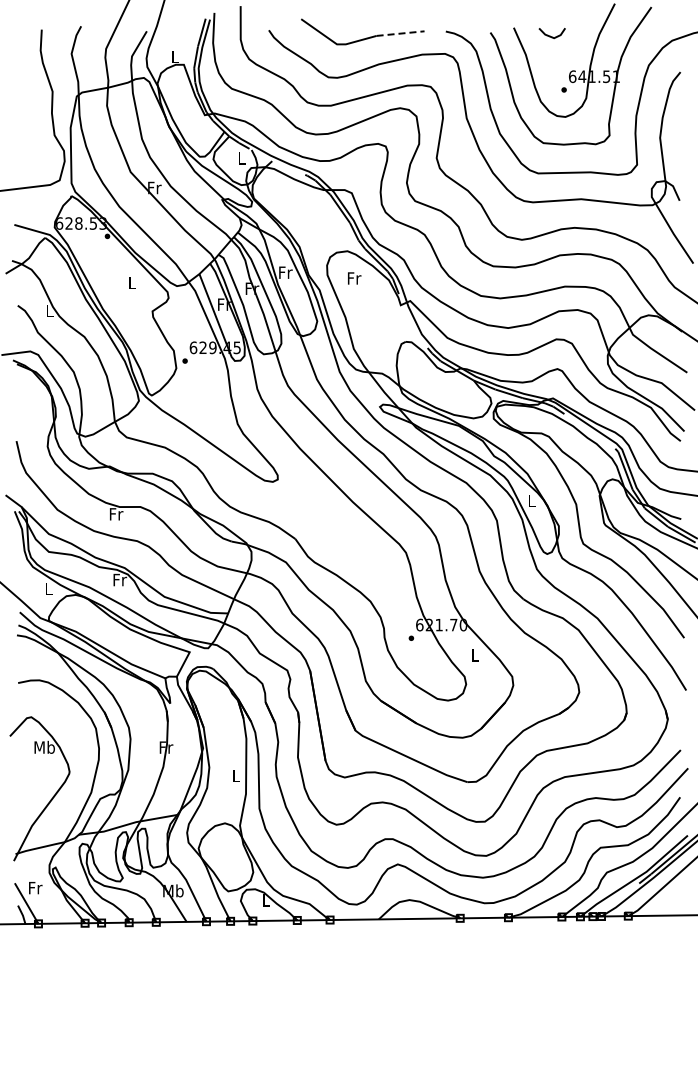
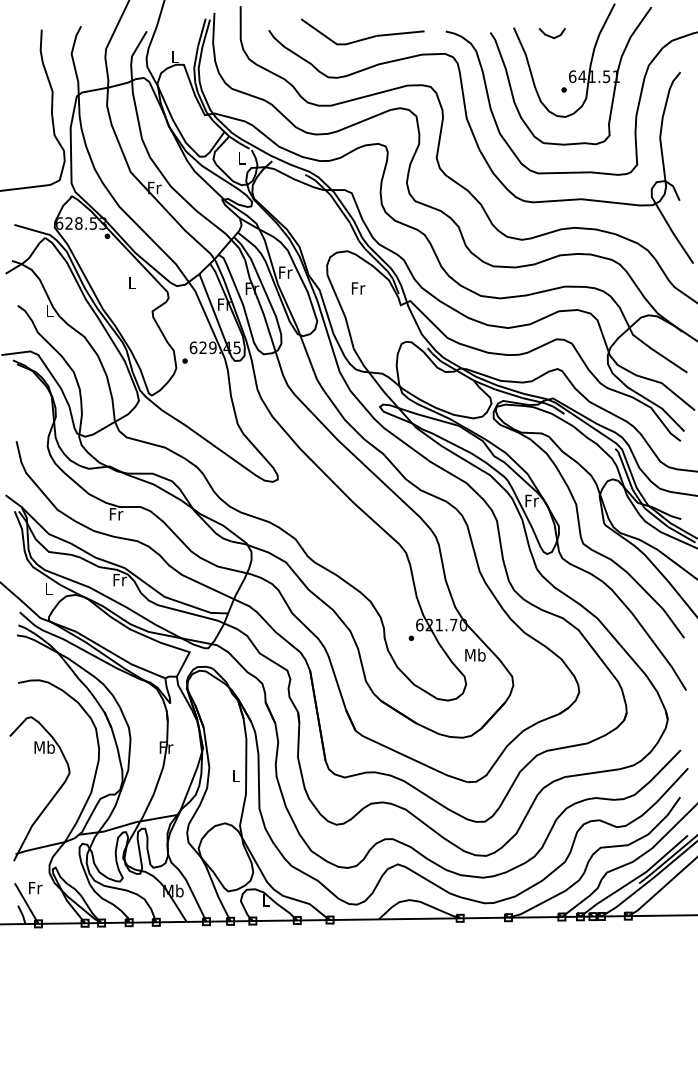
line: dashed -> solid (401, 33)
text position: (354, 278) -> (358, 288) (358, 288)
text: L -> Fr (531, 500)
text: L -> Mb (475, 654)
